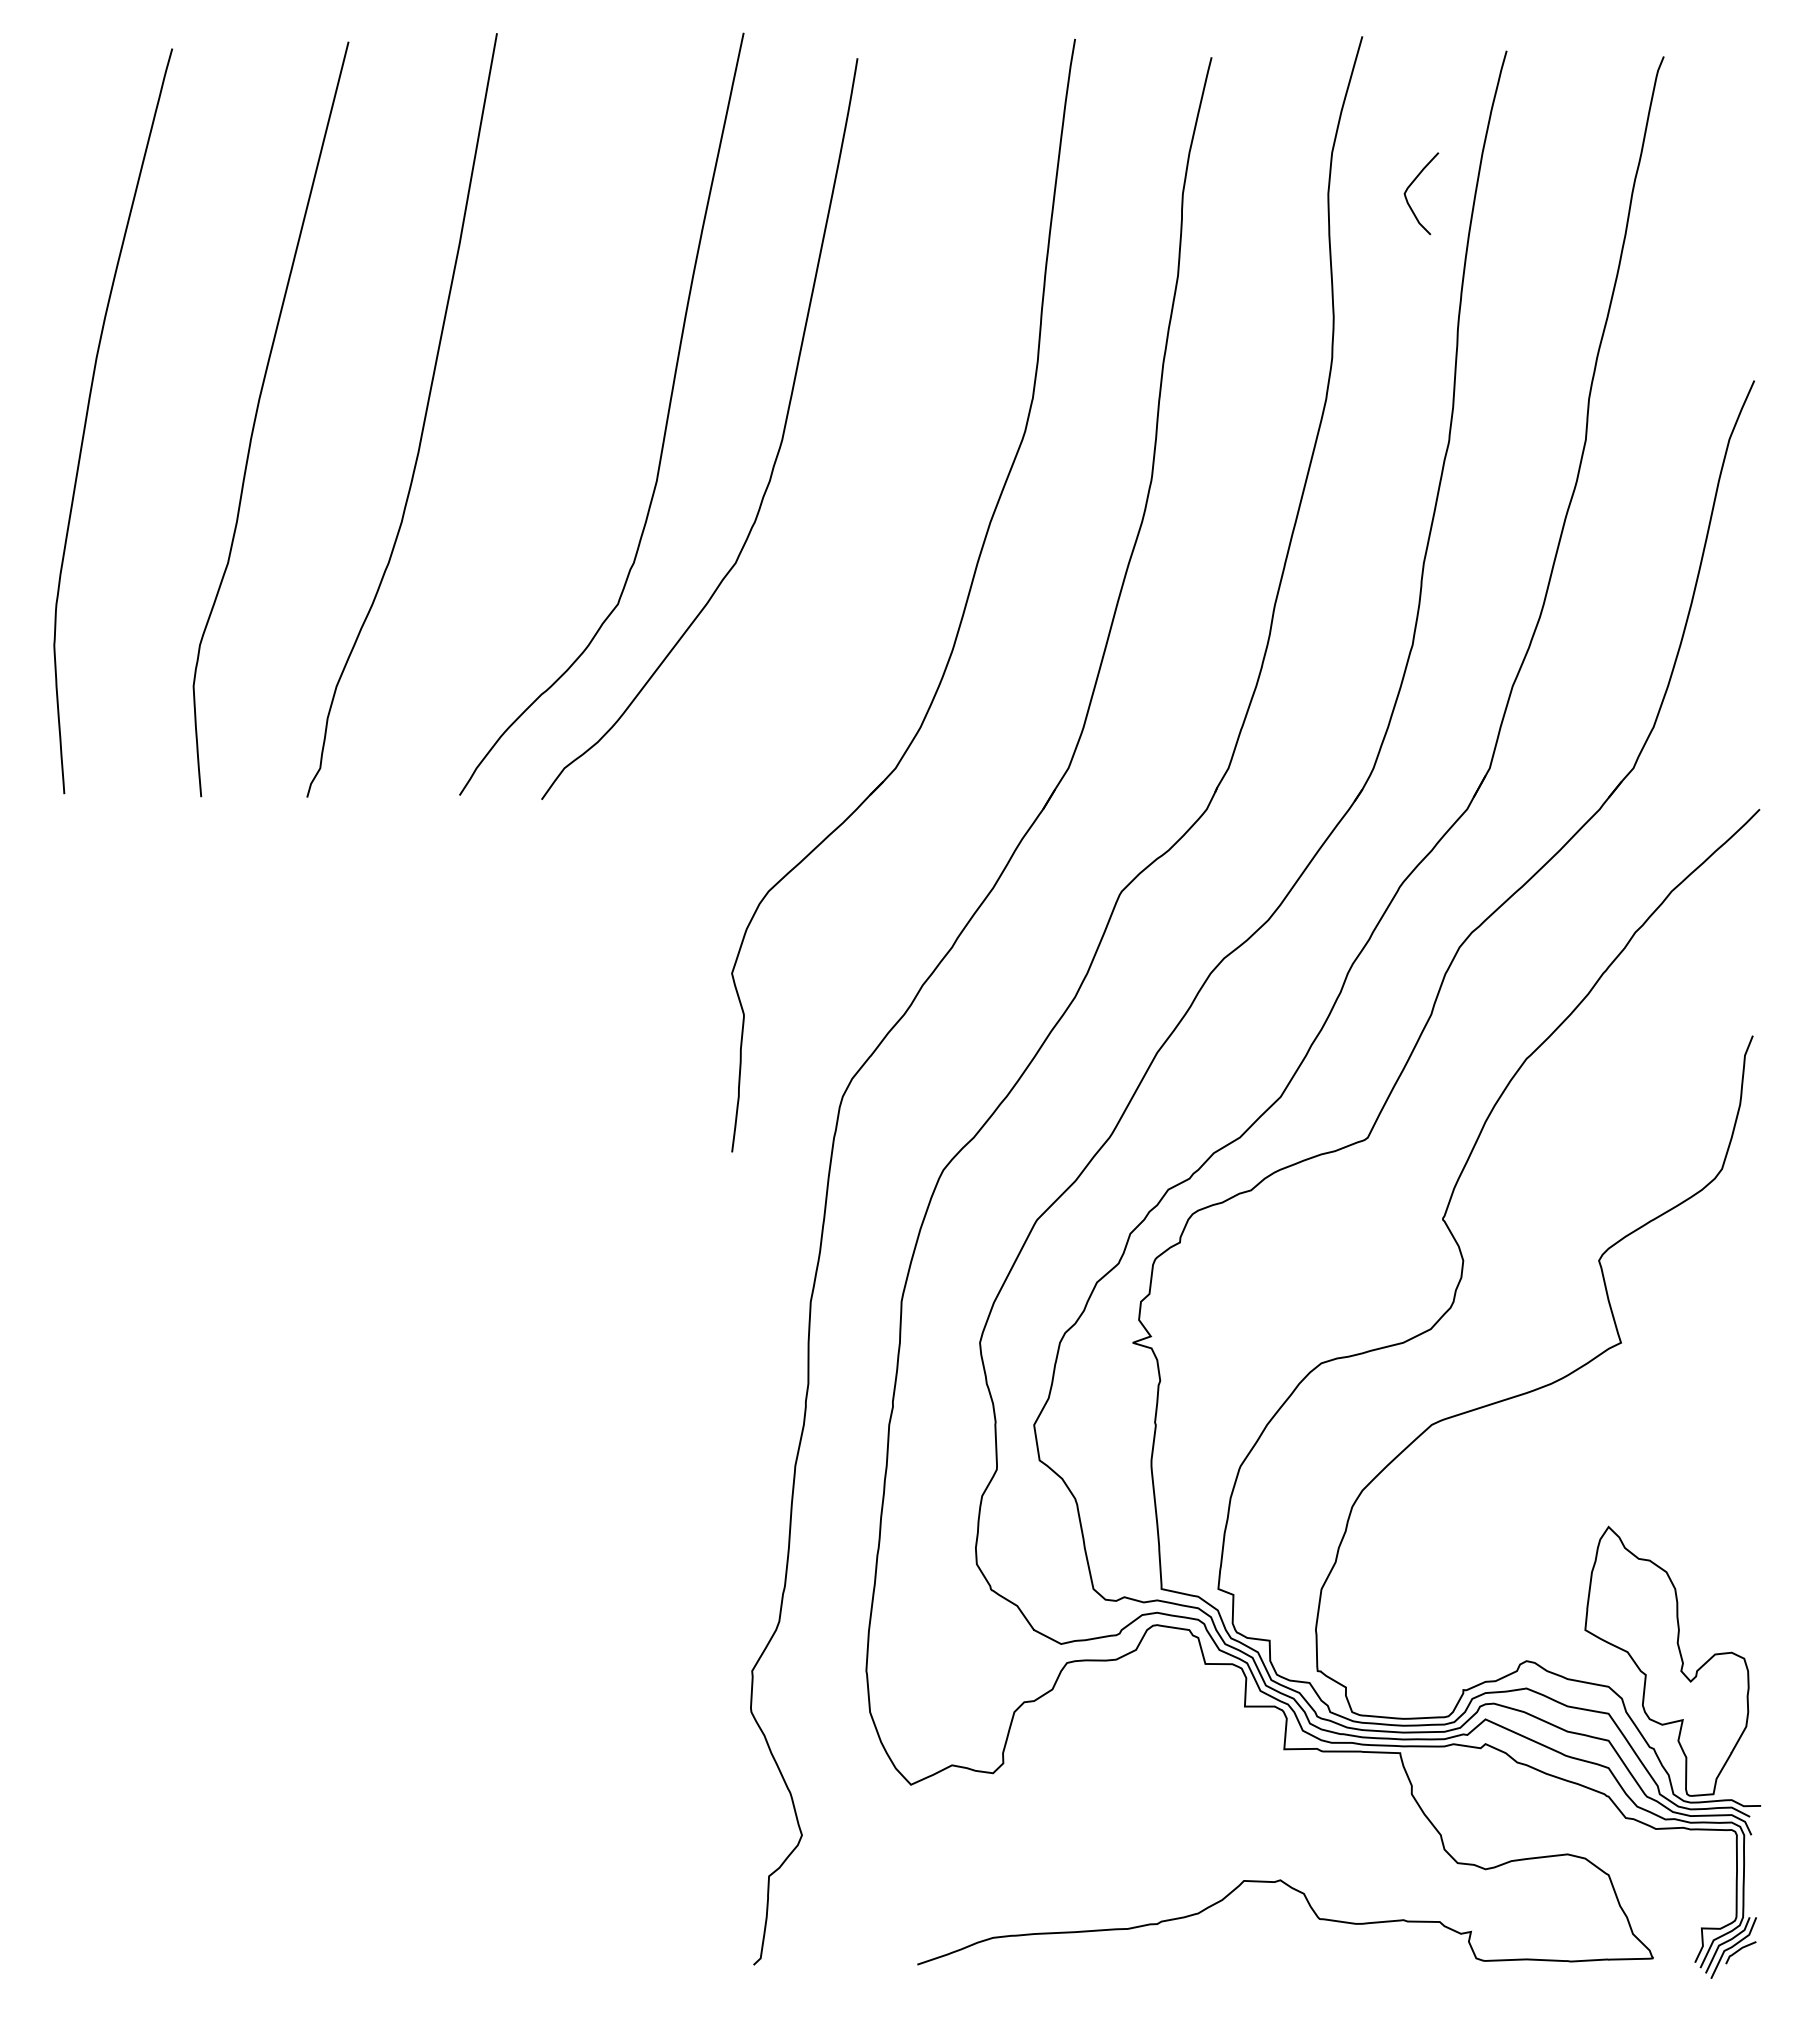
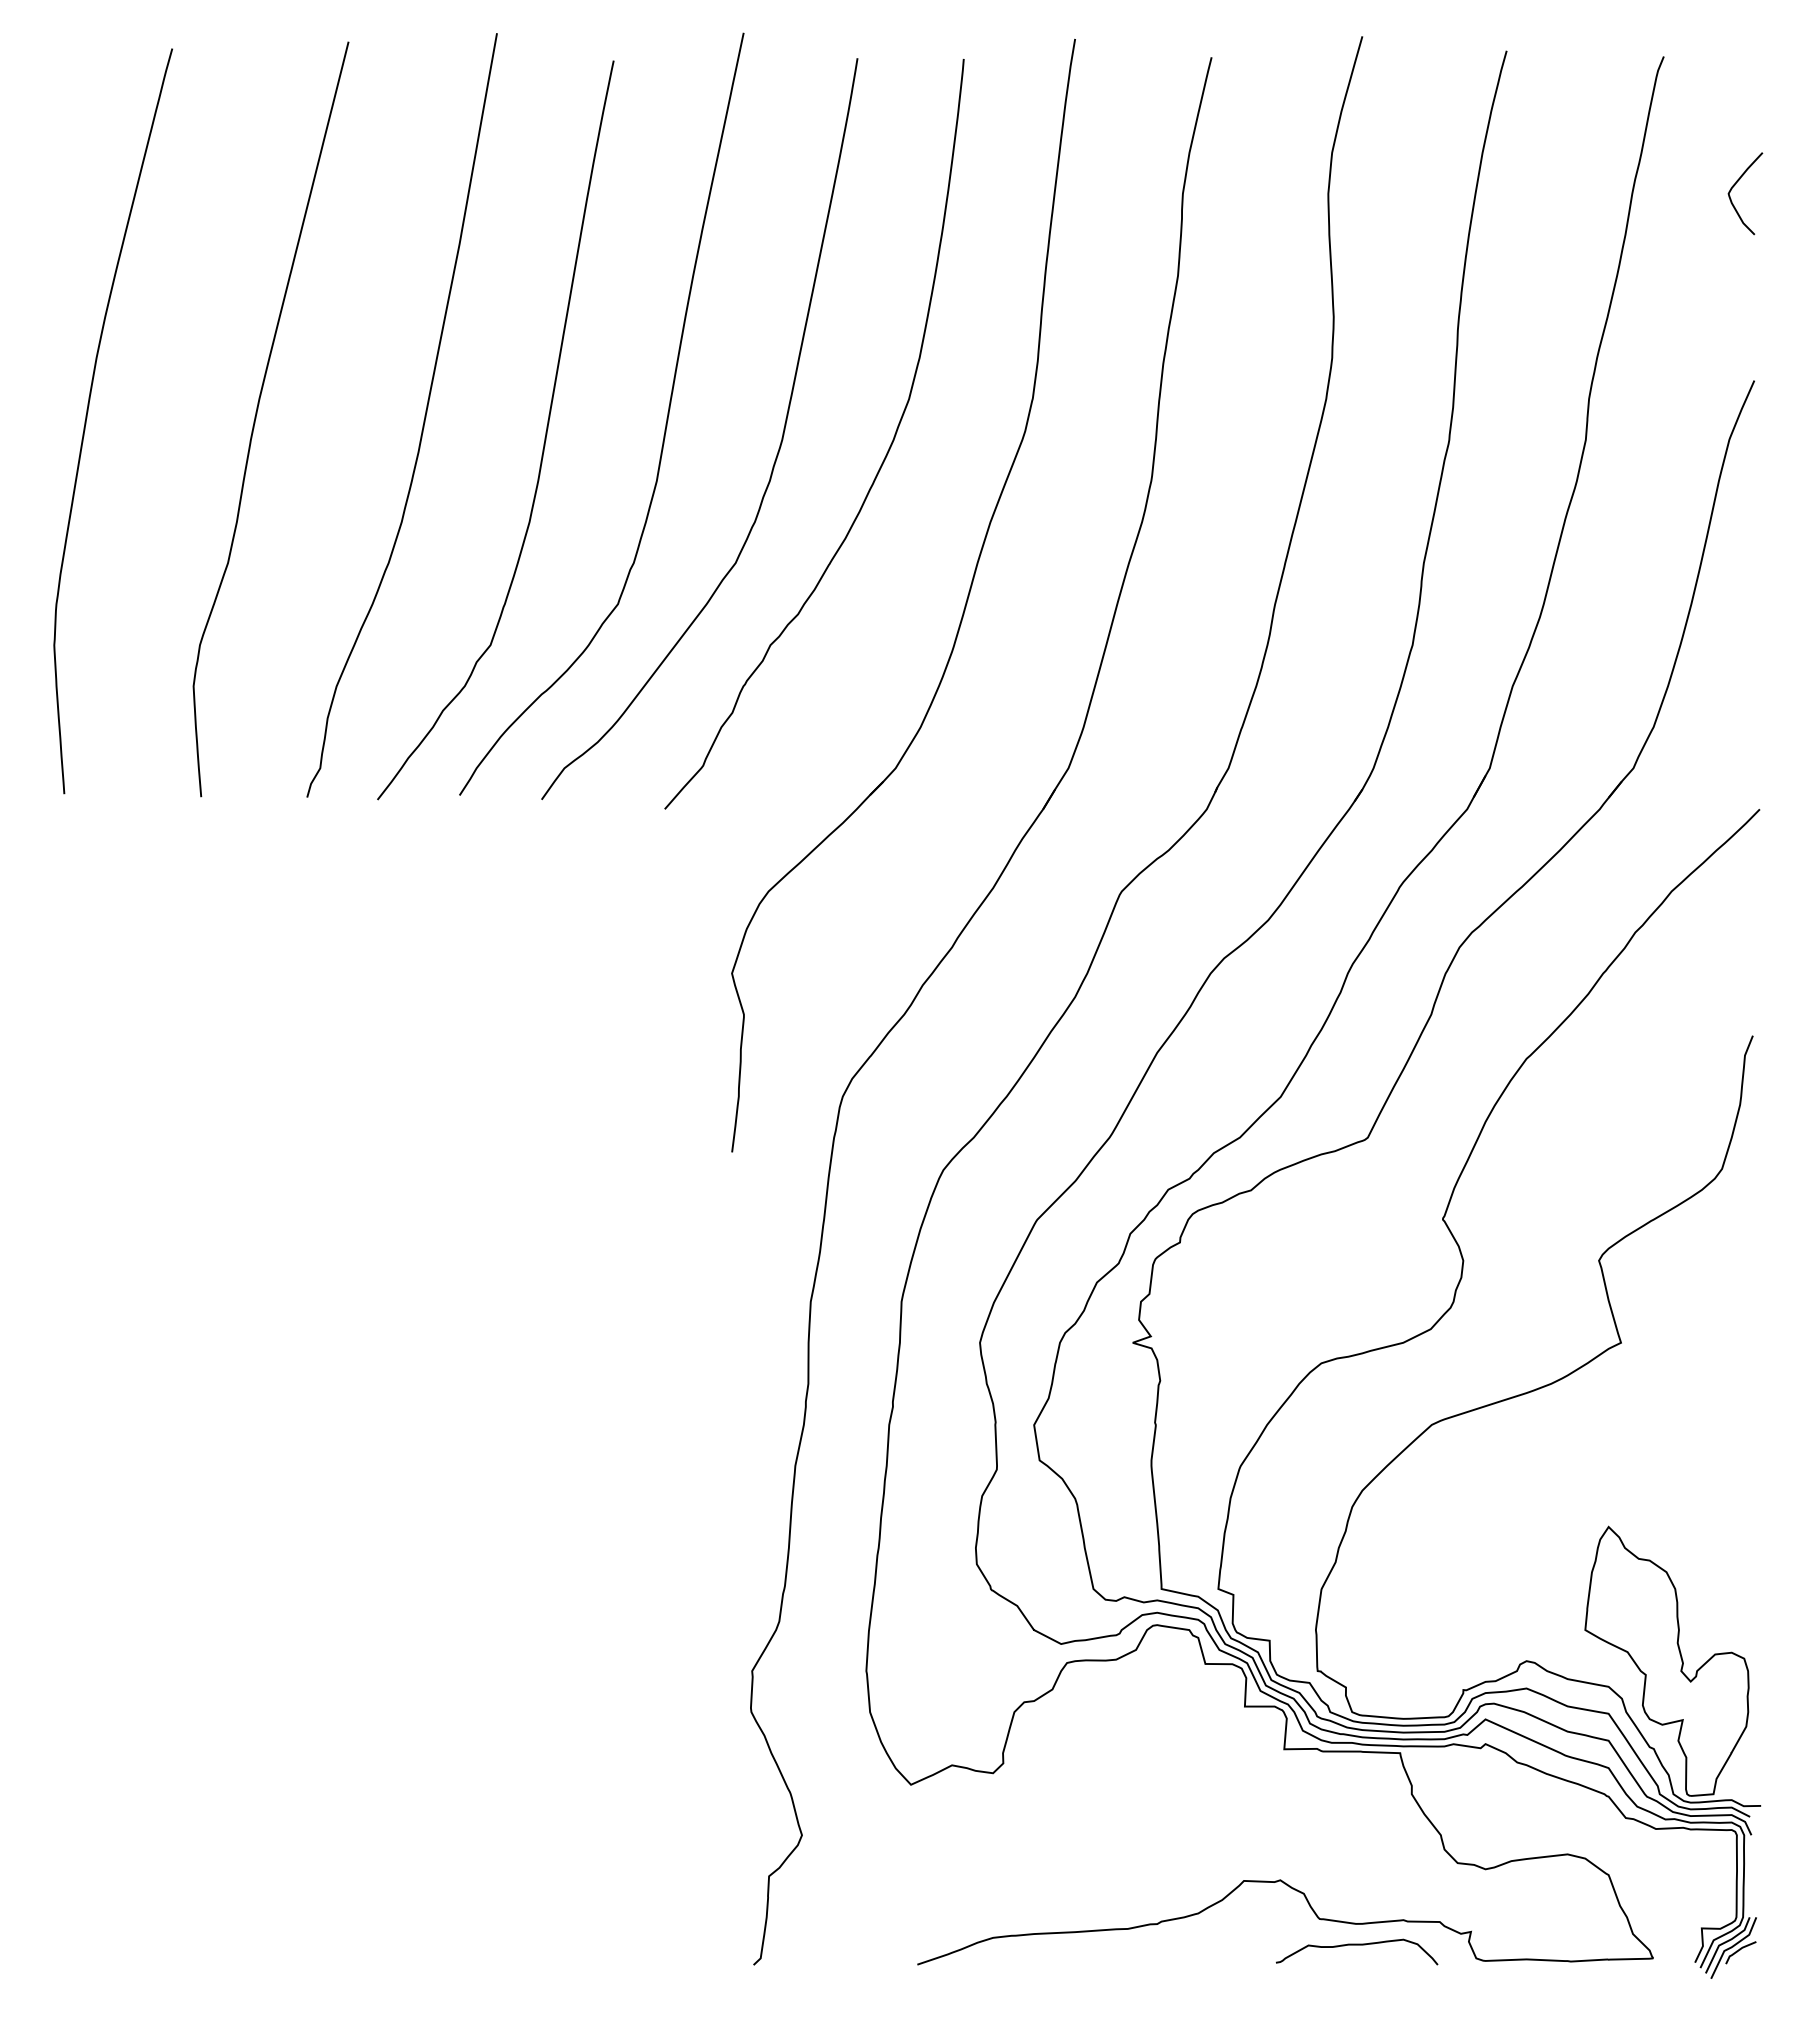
curve position: (1411, 185) -> (1735, 185) (1735, 185)
curve: none -> present (544, 437)
curve: none -> present (879, 467)
curve: none -> present (1357, 1945)
